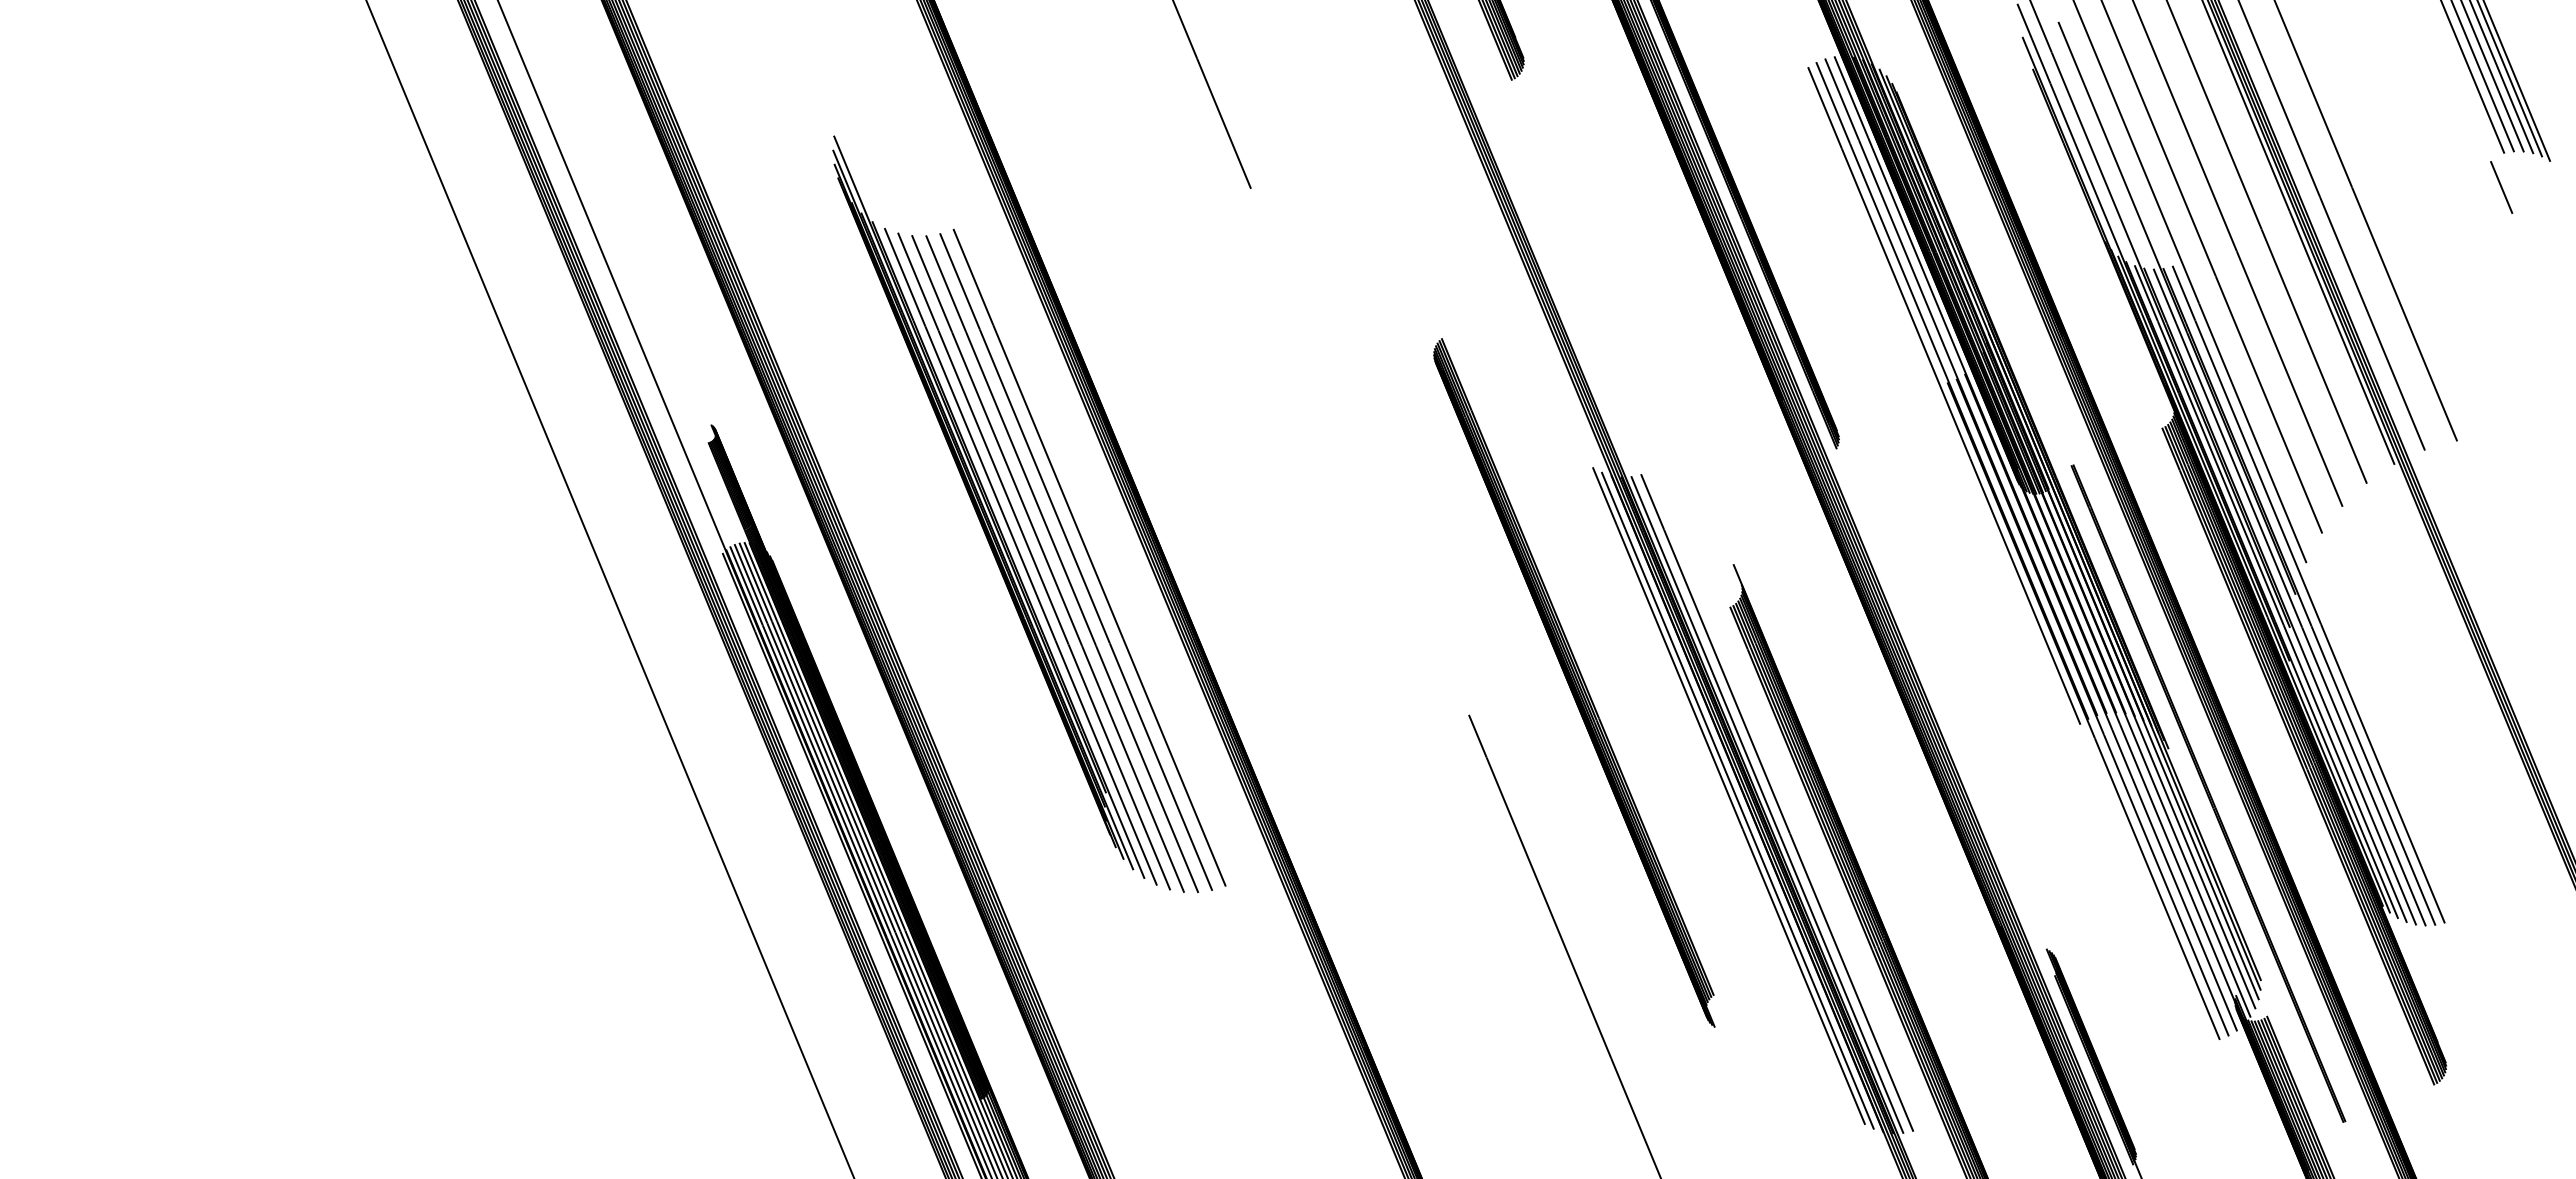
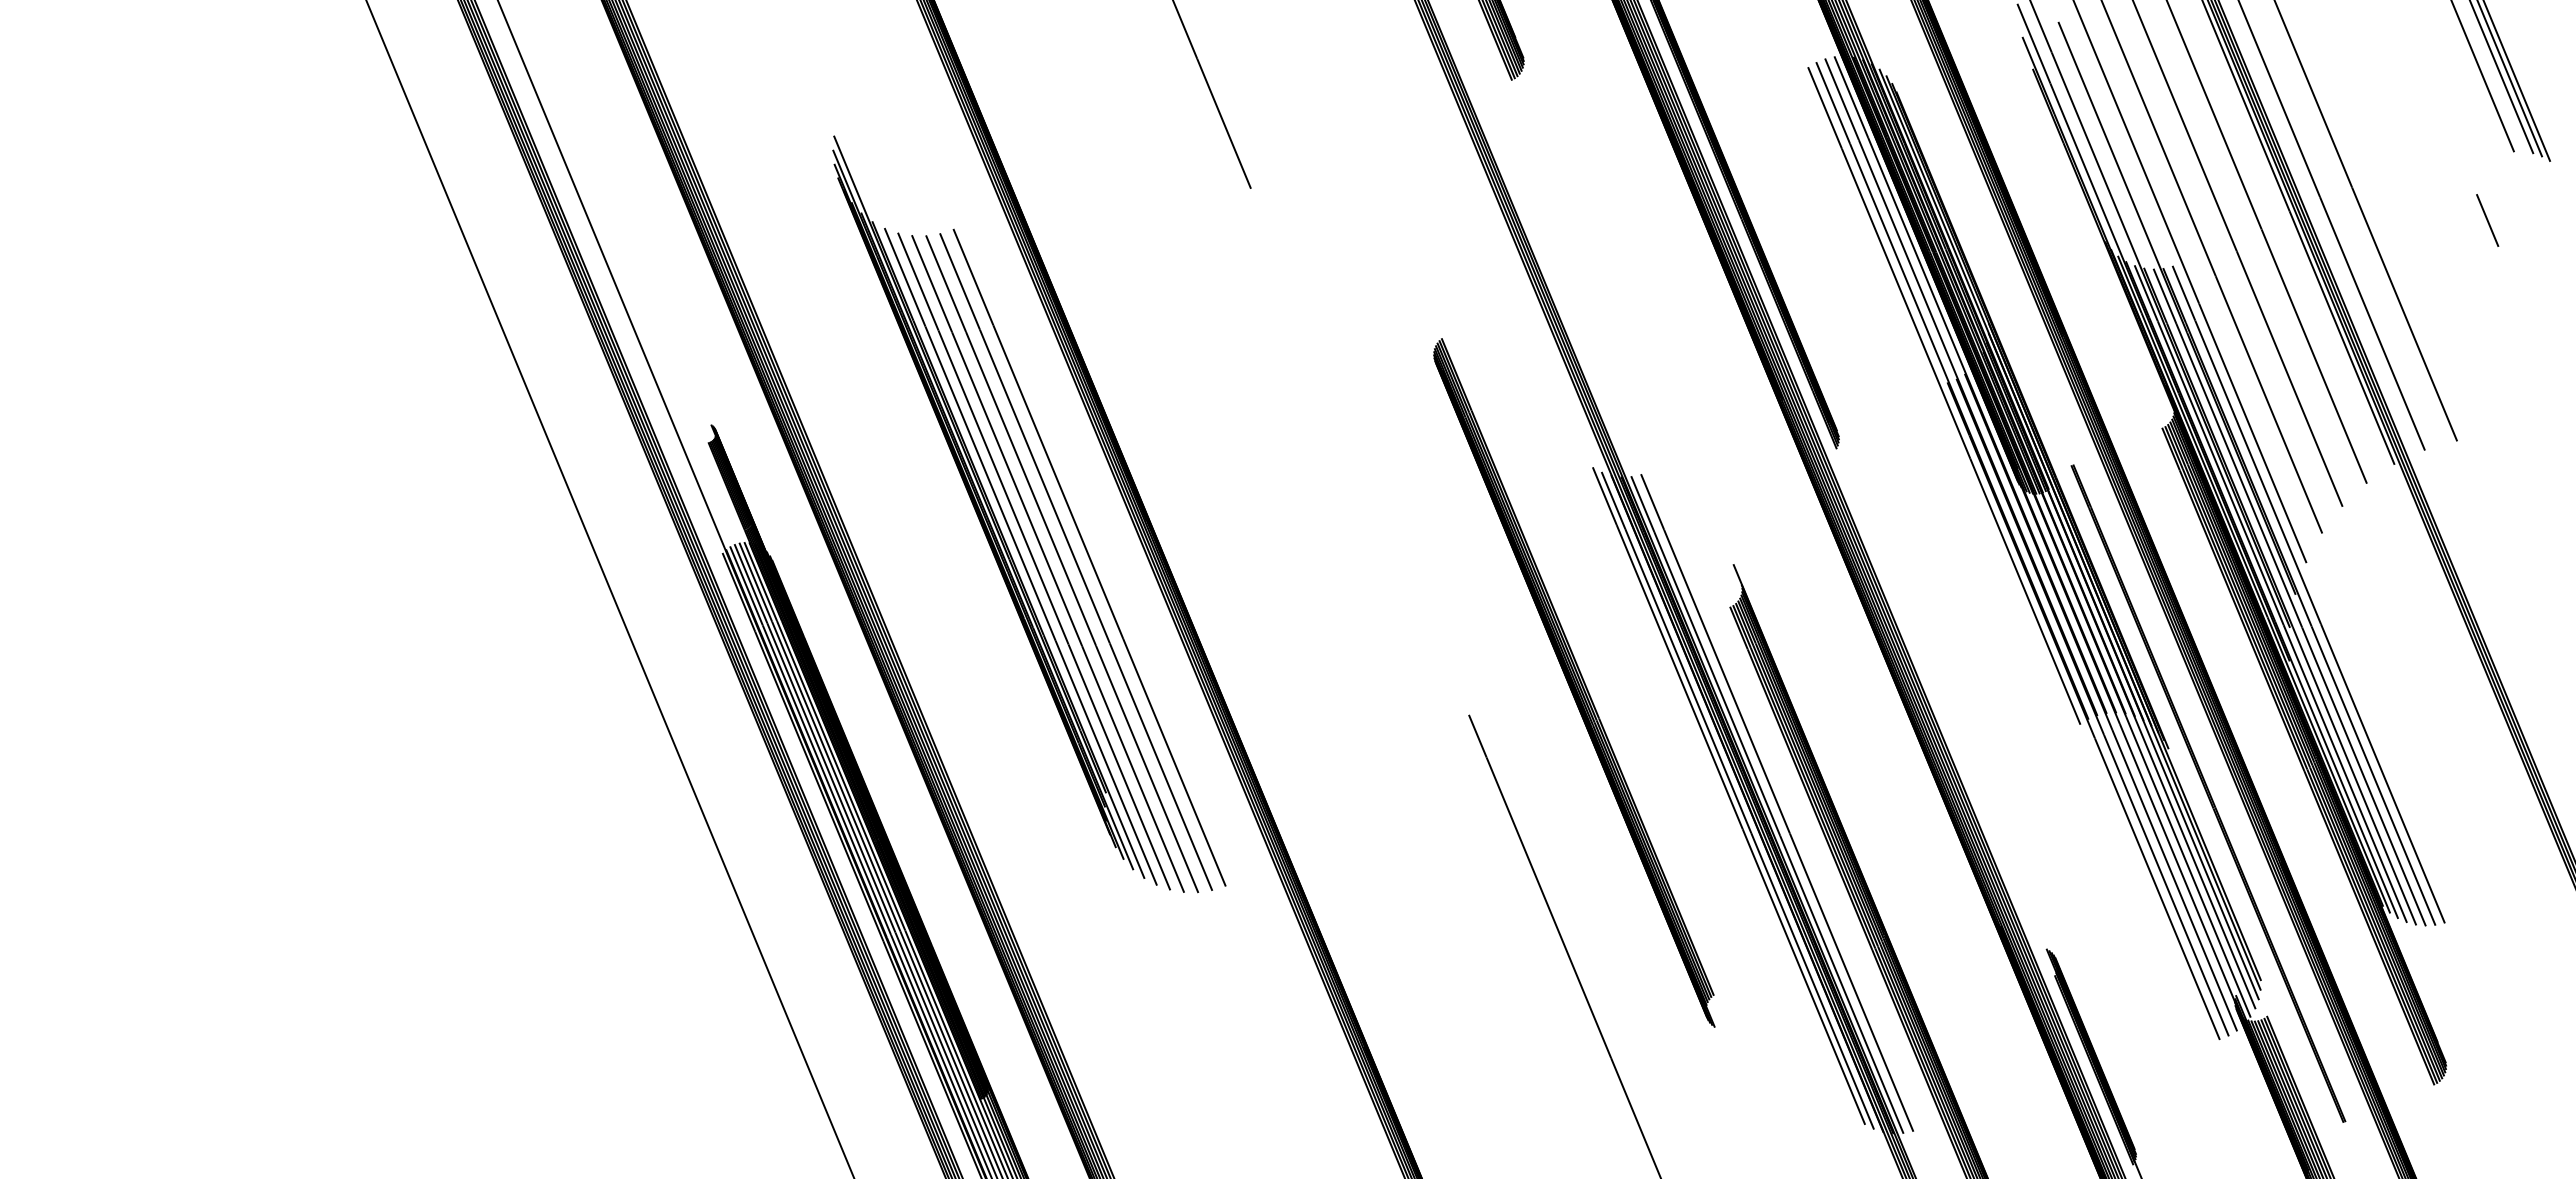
line: present -> none (2472, 77)
line: present -> none (2492, 77)
line position: (2501, 187) -> (2487, 220) (2487, 220)
